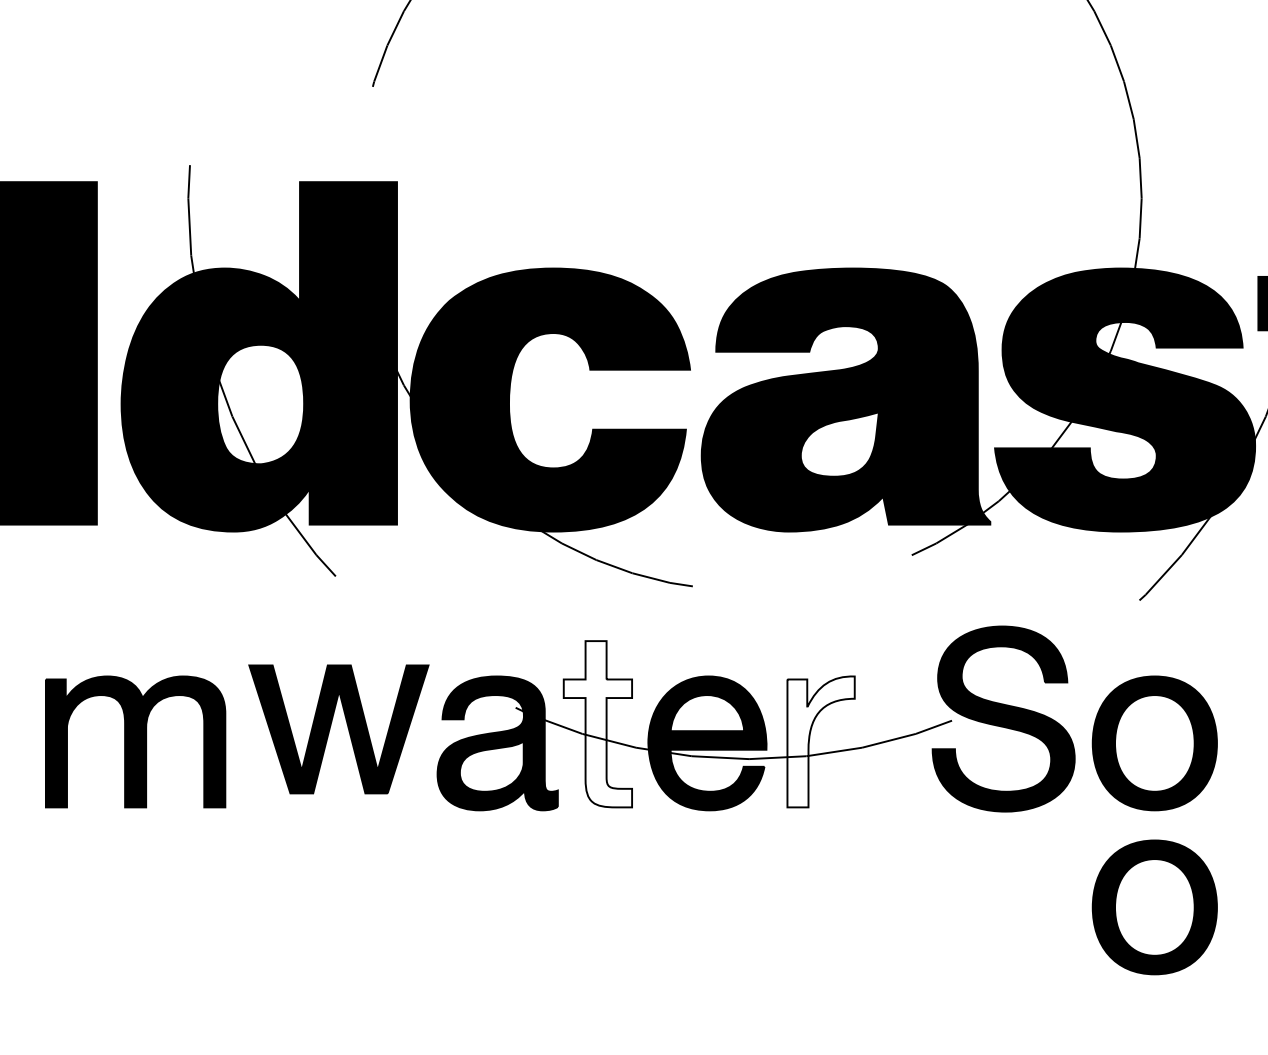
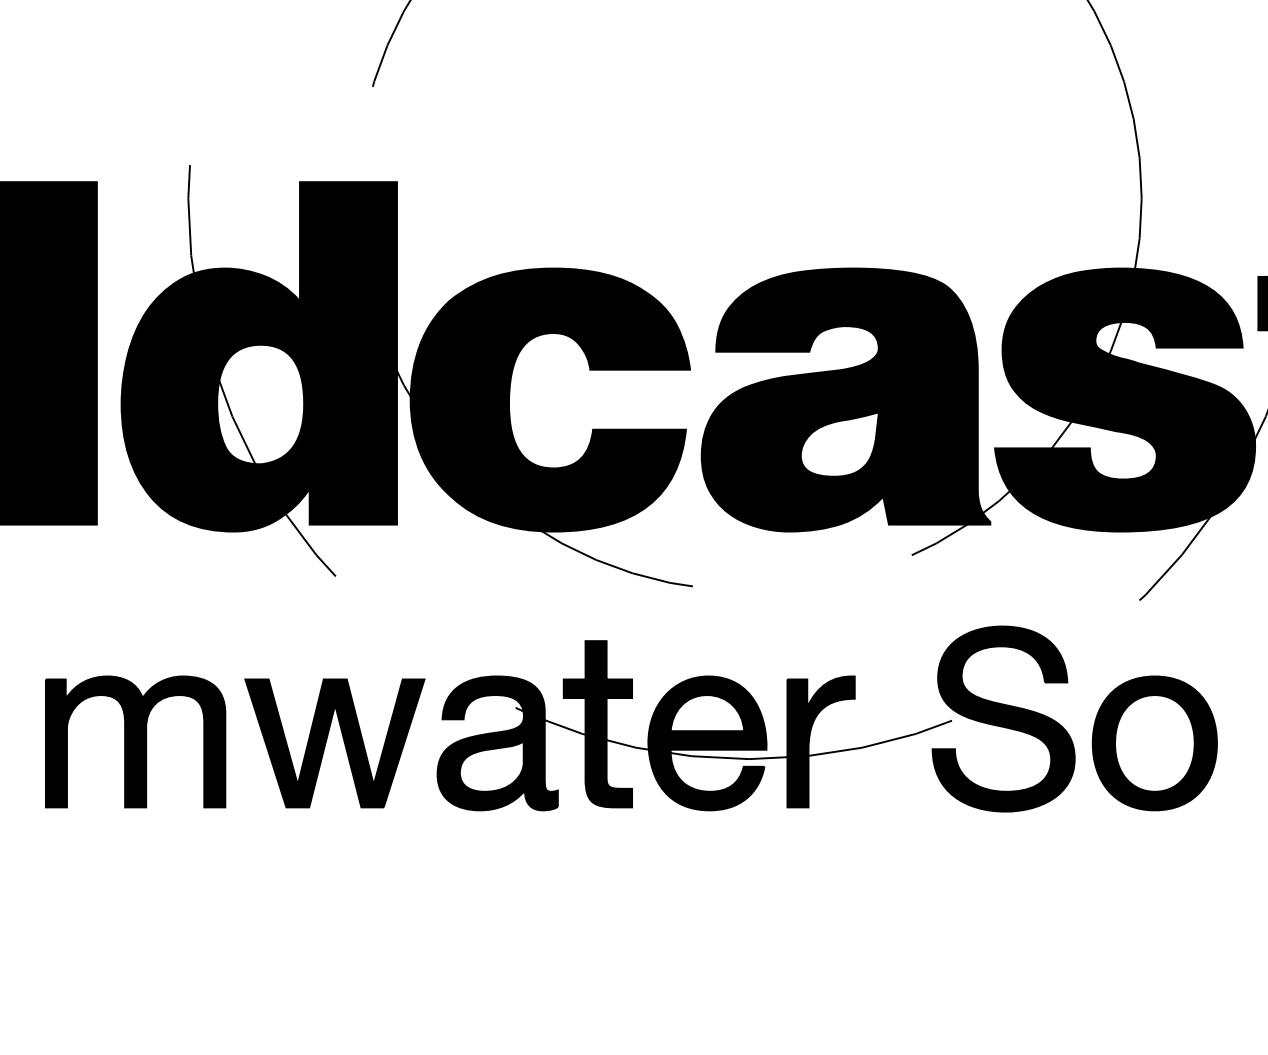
fill: none -> present (597, 724)
part position: (331, 726) -> (327, 740) (327, 740)
fill: none -> present (820, 741)
part: present -> none (1154, 907)
